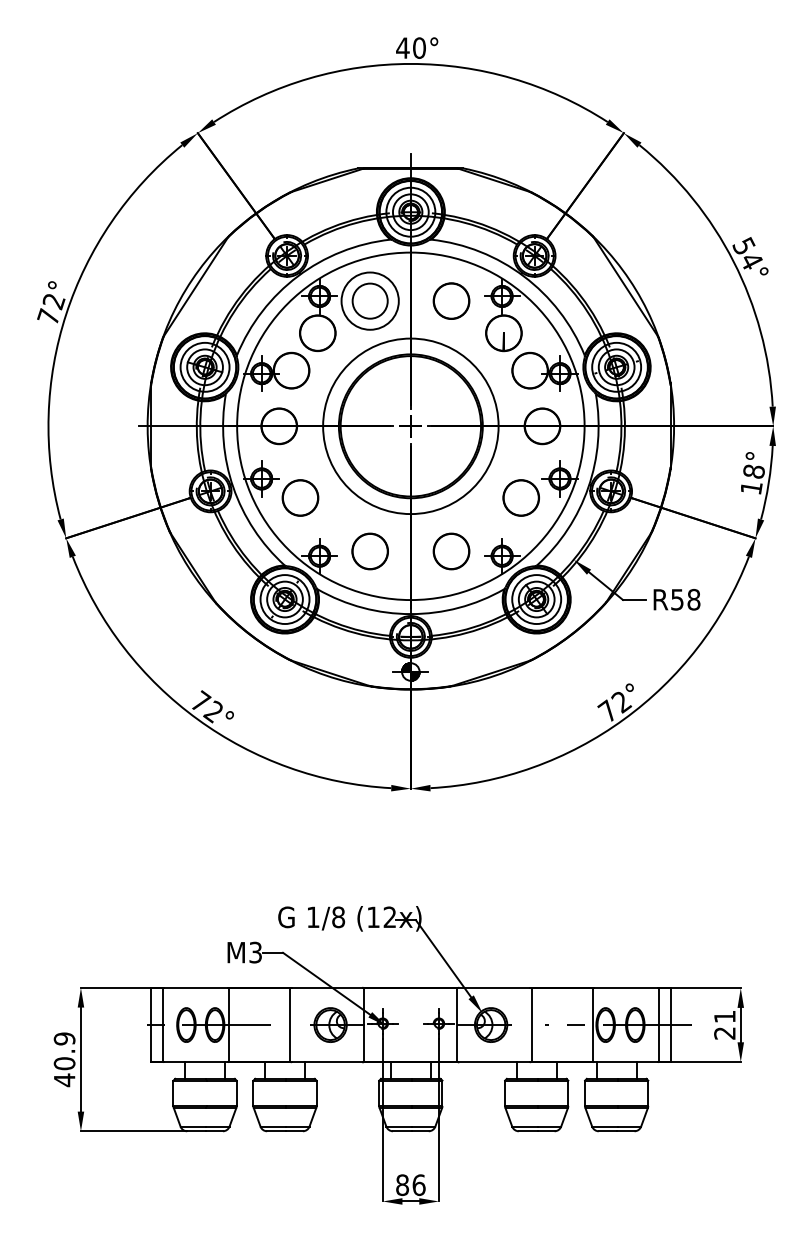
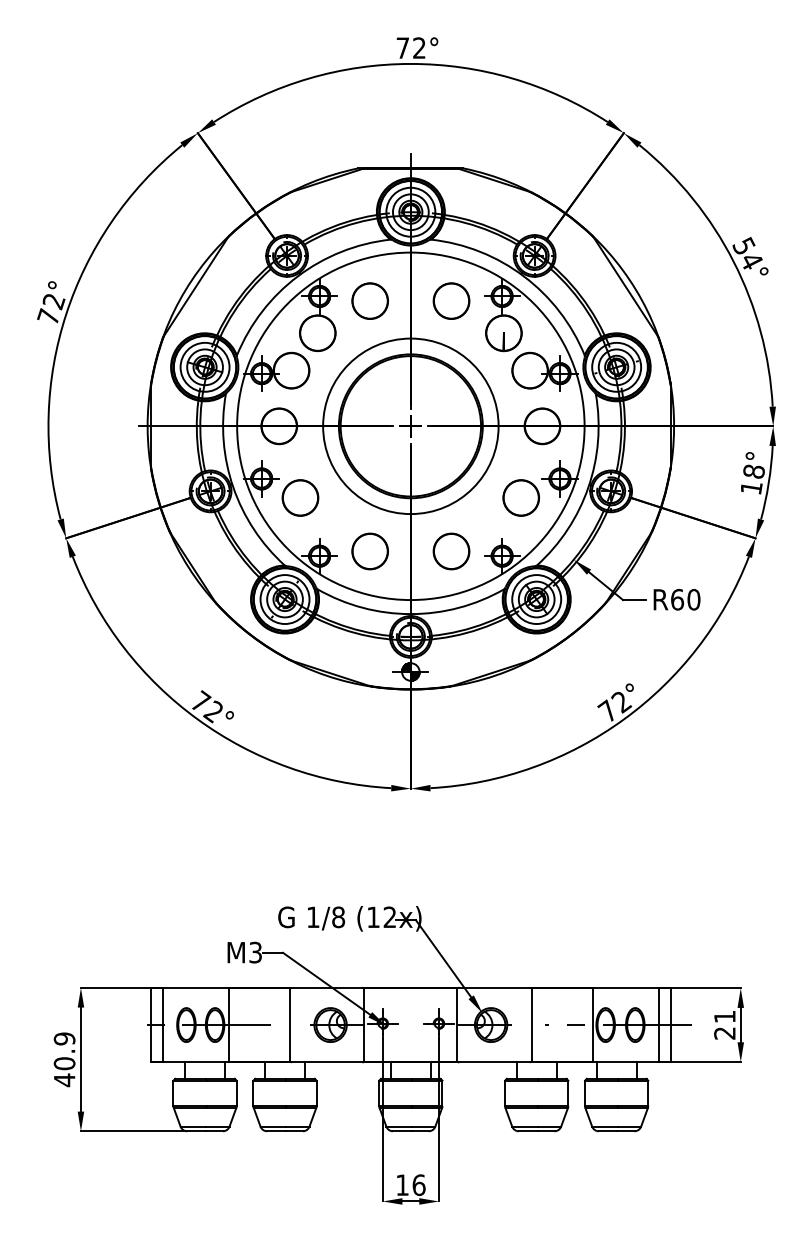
text: 40° -> 72° (410, 47)
circle diameter: 57 px -> 36 px (370, 301)
text: R58 -> R60 (685, 599)
text: 86 -> 16 (402, 1185)
